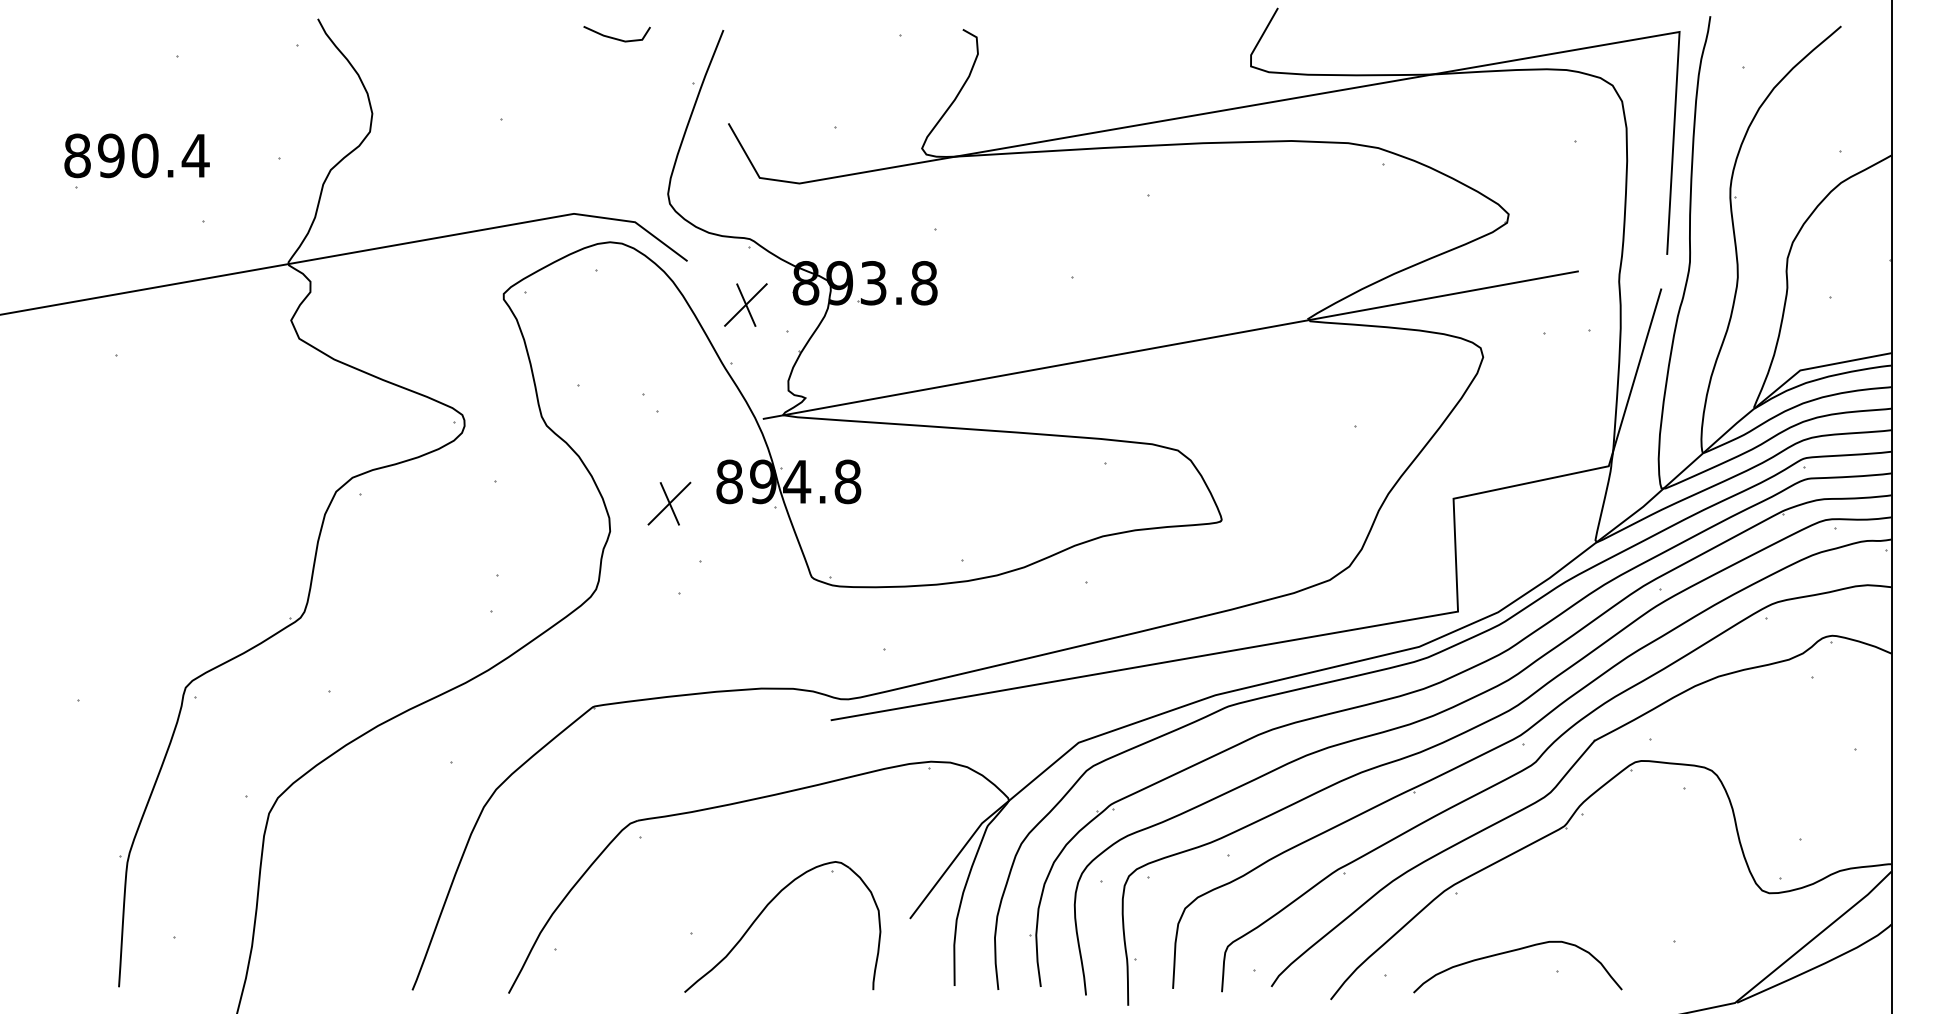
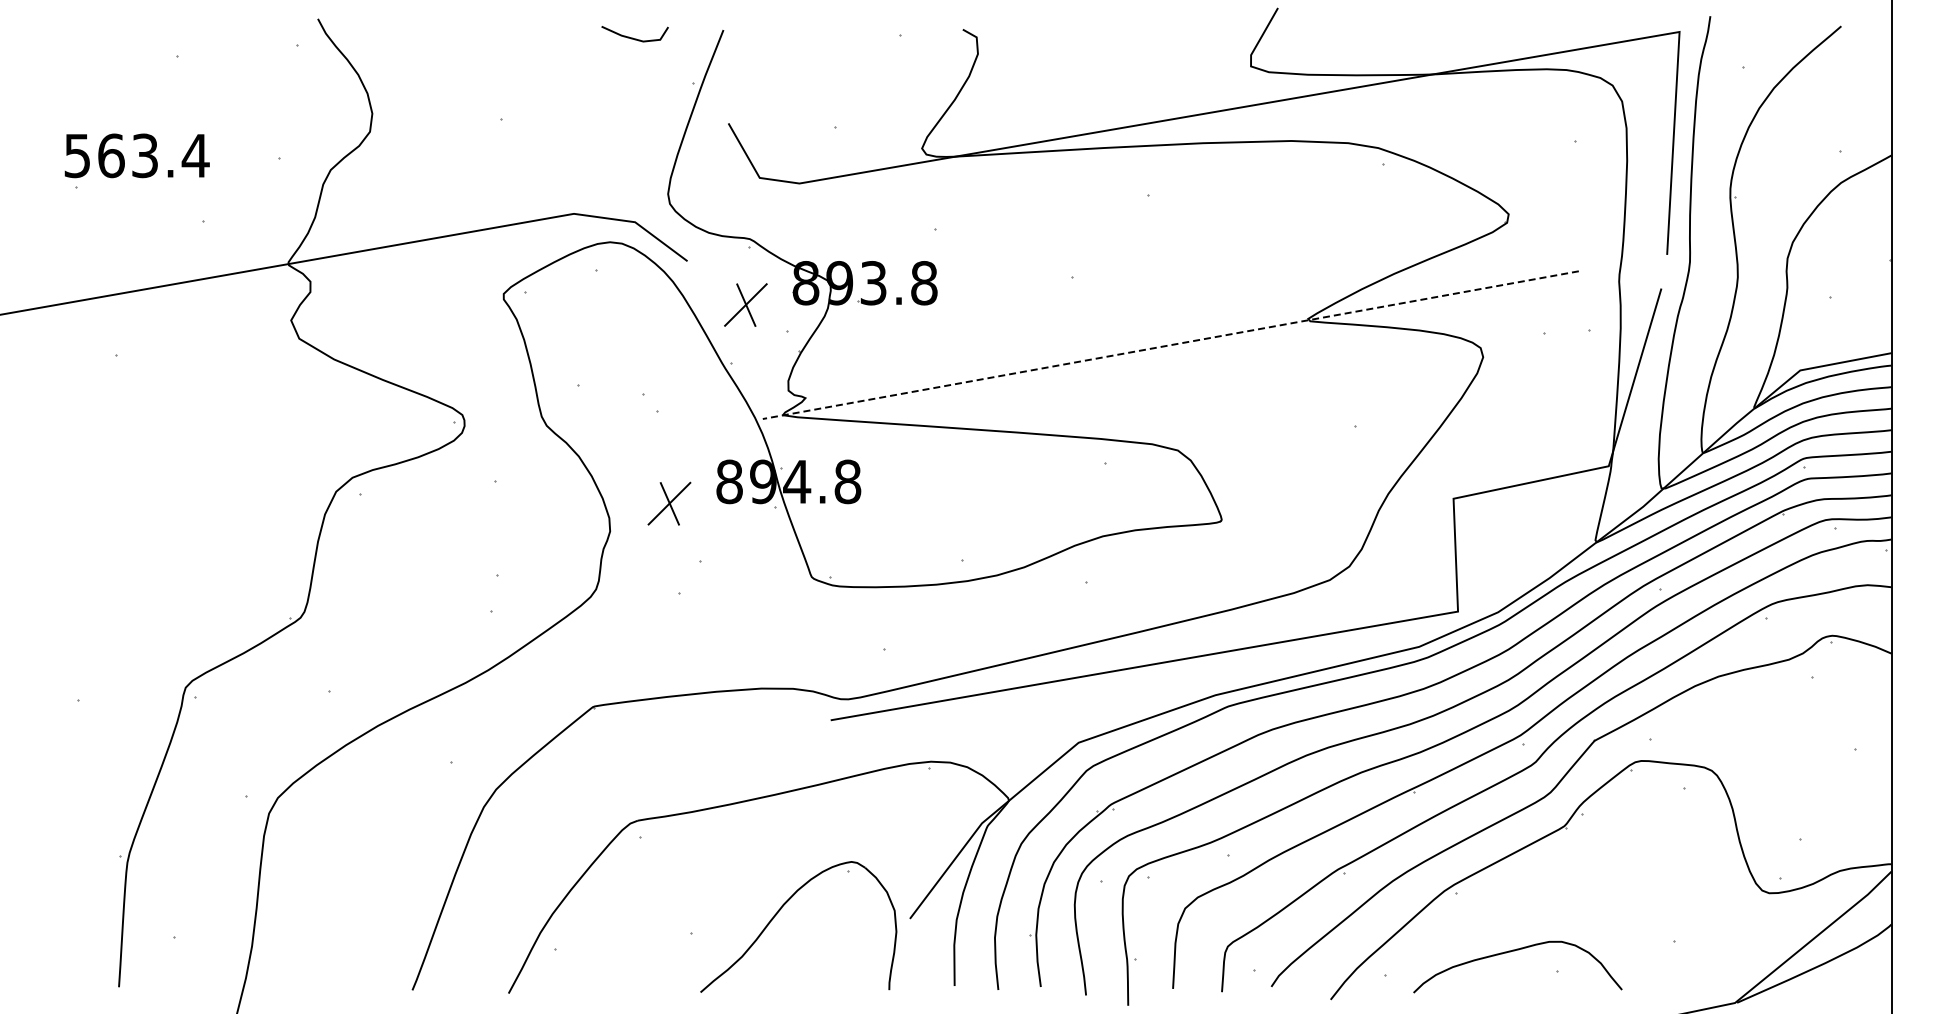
line position: (614, 37) -> (632, 37) (632, 37)
text: 890.4 -> 563.4 (111, 155)
line: solid -> dashed (1170, 345)
part position: (765, 909) -> (781, 909) (781, 909)
